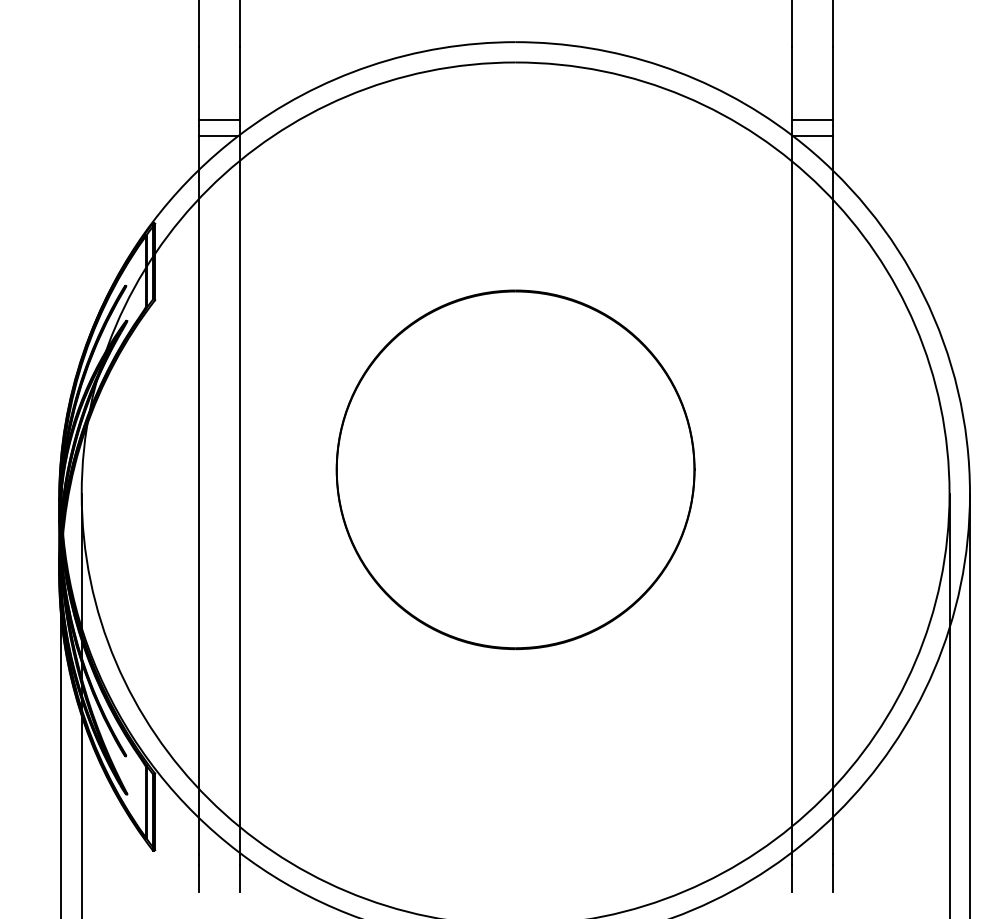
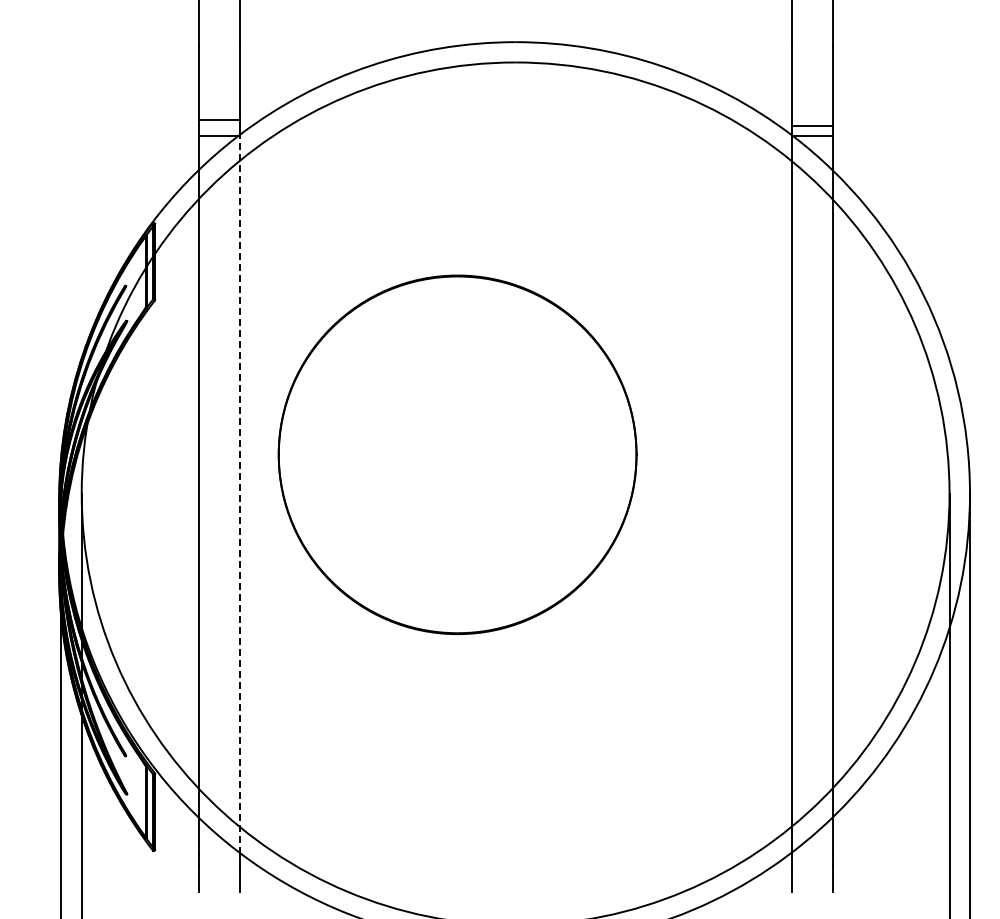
line position: (811, 120) -> (811, 126) (811, 126)
part position: (515, 469) -> (457, 454) (457, 454)
line: solid -> dashed (239, 495)
